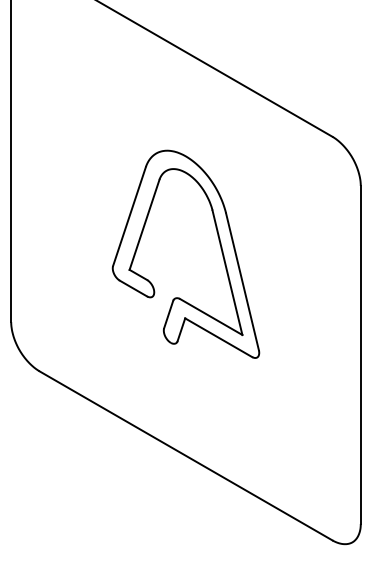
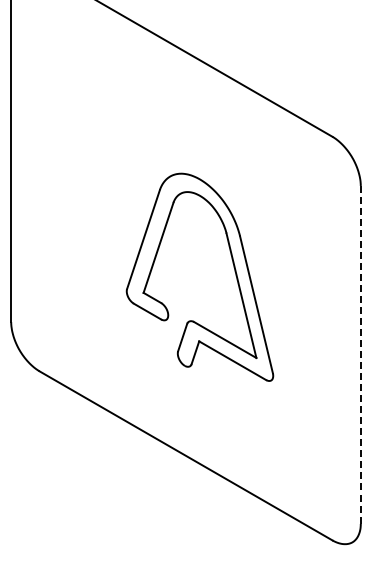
part position: (219, 244) -> (233, 267) (233, 267)
line: solid -> dashed (360, 354)
